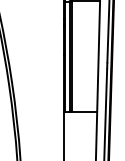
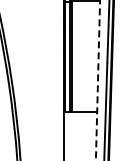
line: solid -> dashed (97, 80)
